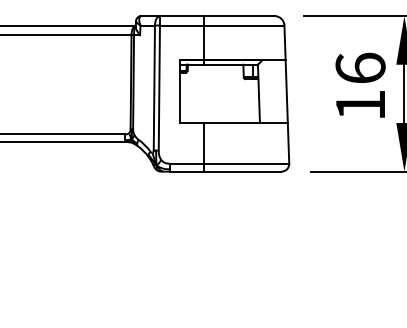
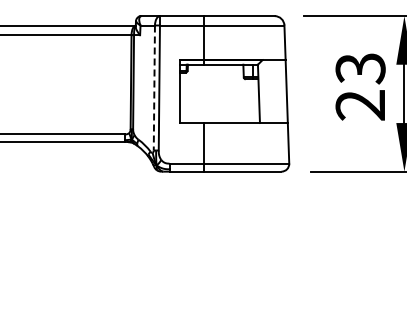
text: 16 -> 23 (360, 86)
line: solid -> dashed (154, 88)
